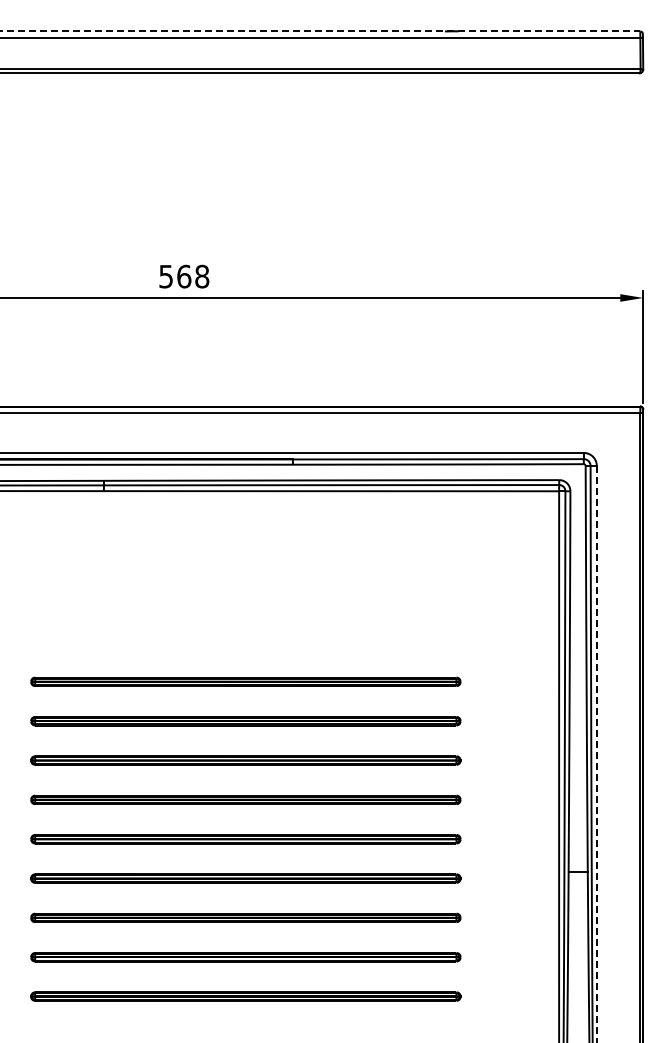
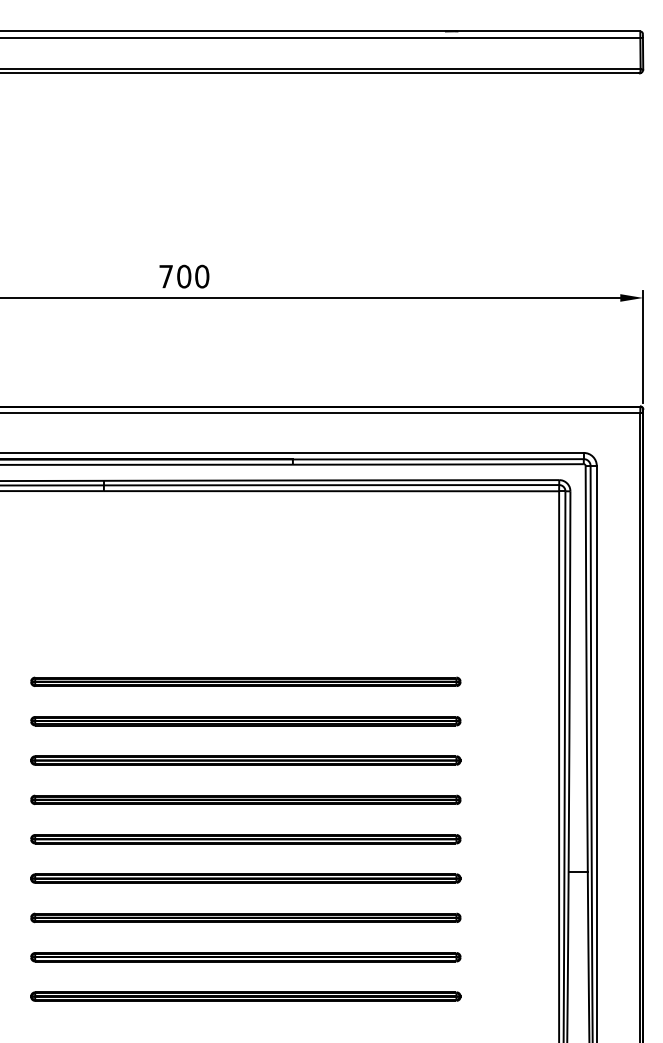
line: dashed -> solid (320, 31)
text: 568 -> 700 (184, 276)
line: dashed -> solid (596, 754)
